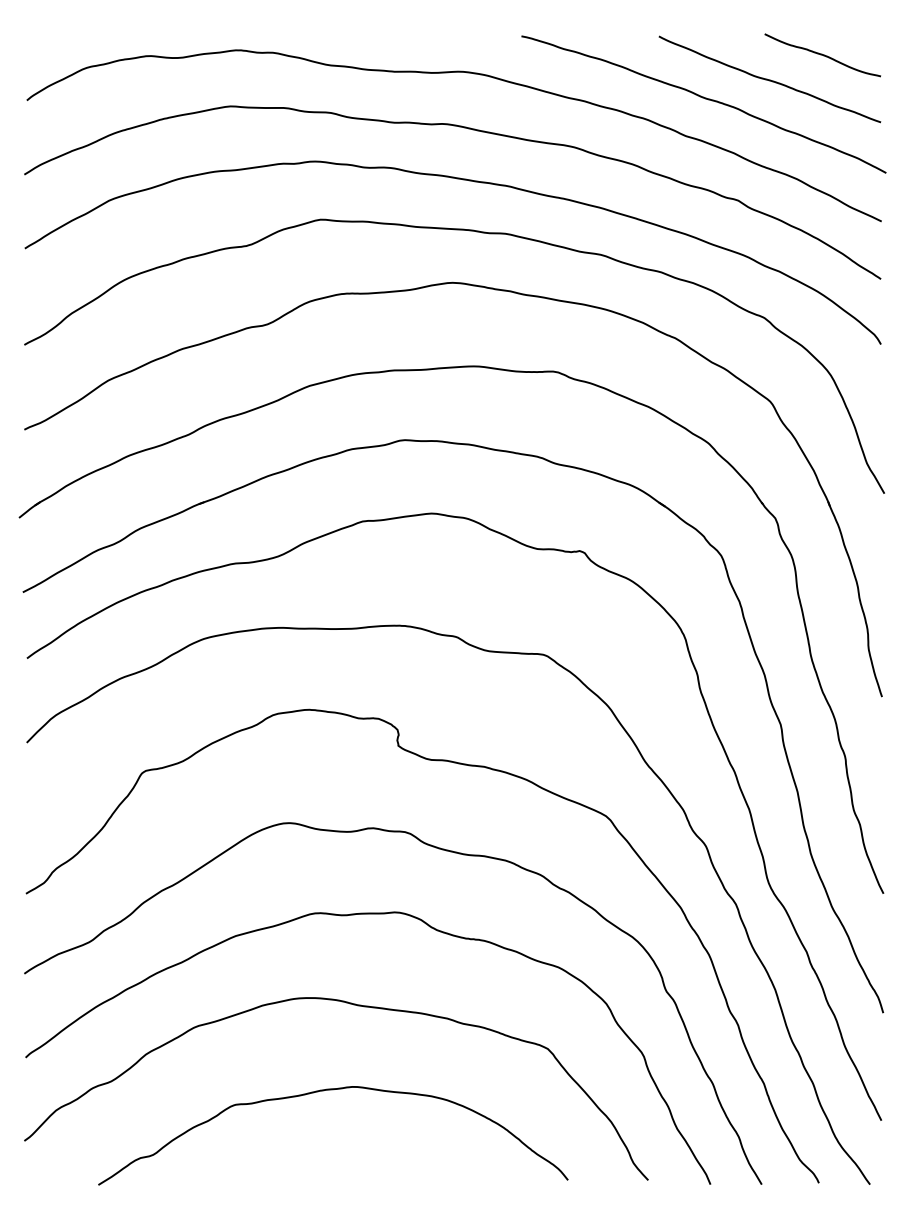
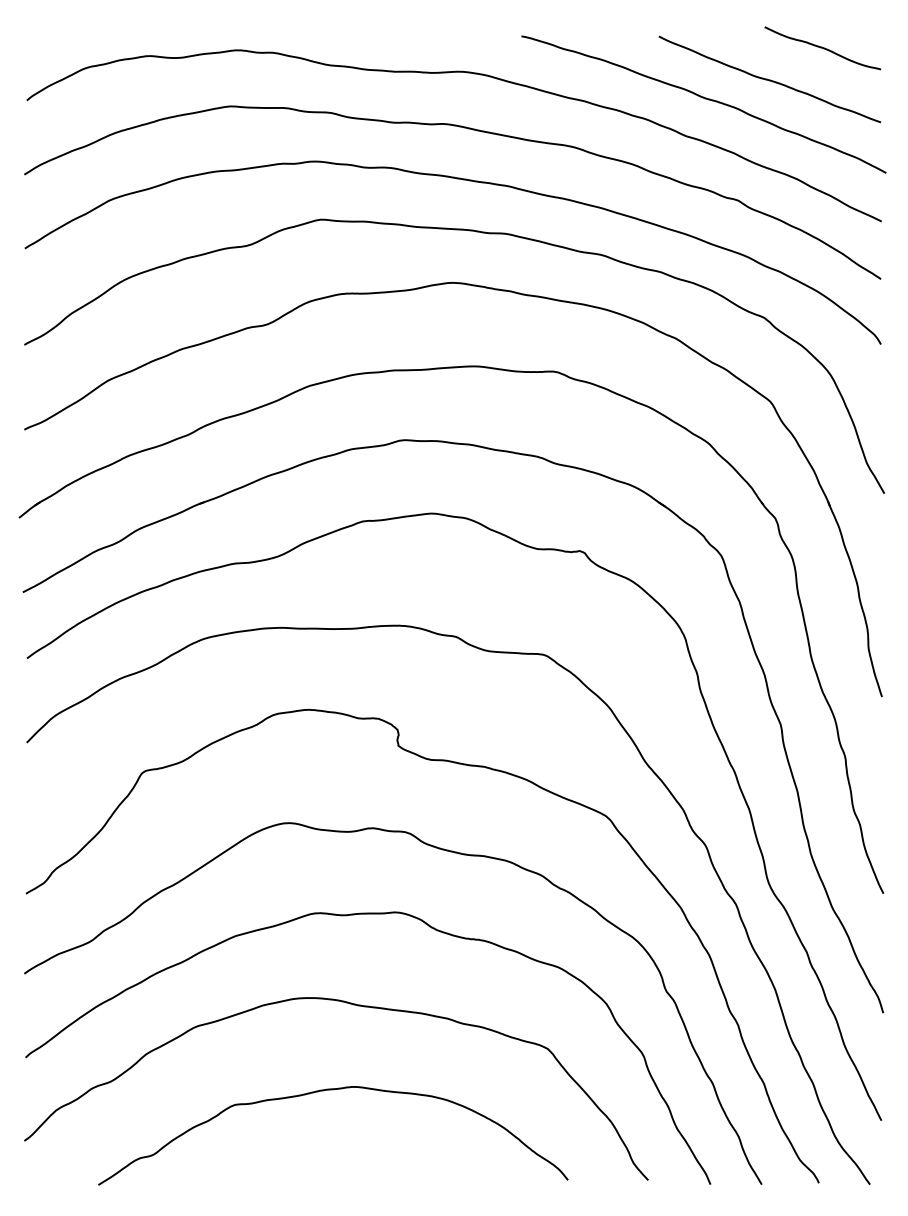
curve position: (822, 55) -> (822, 48) (822, 48)
